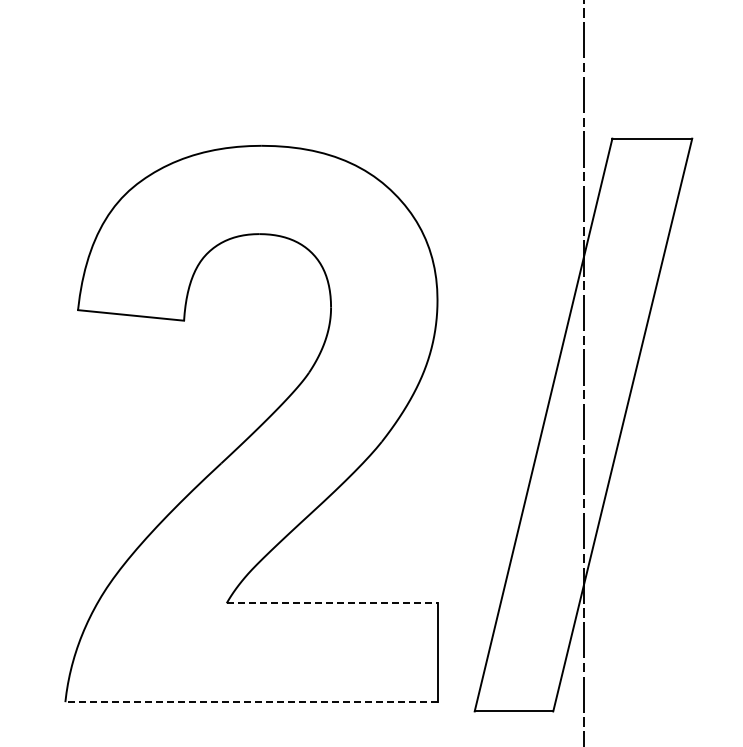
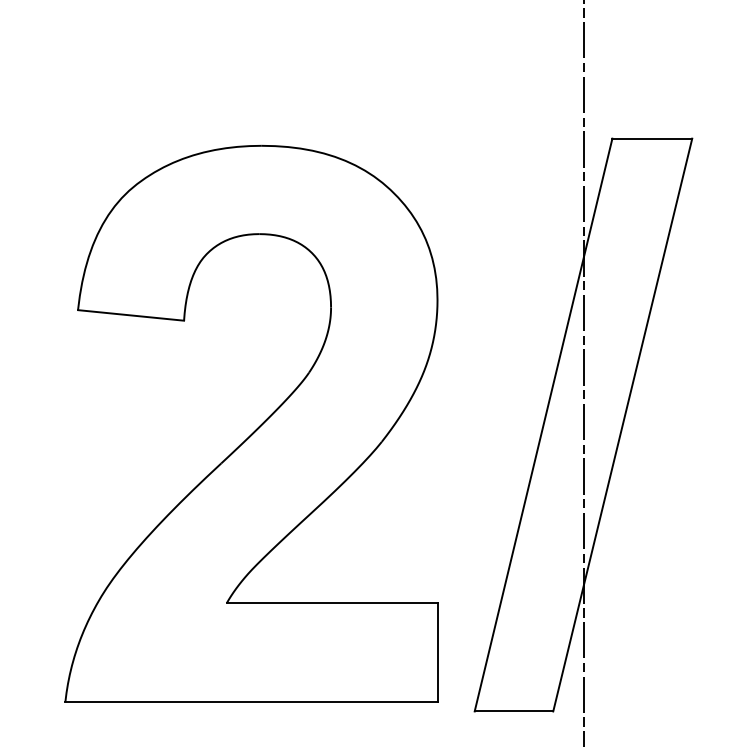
line: dashed -> solid (332, 603)
line: dashed -> solid (250, 702)
